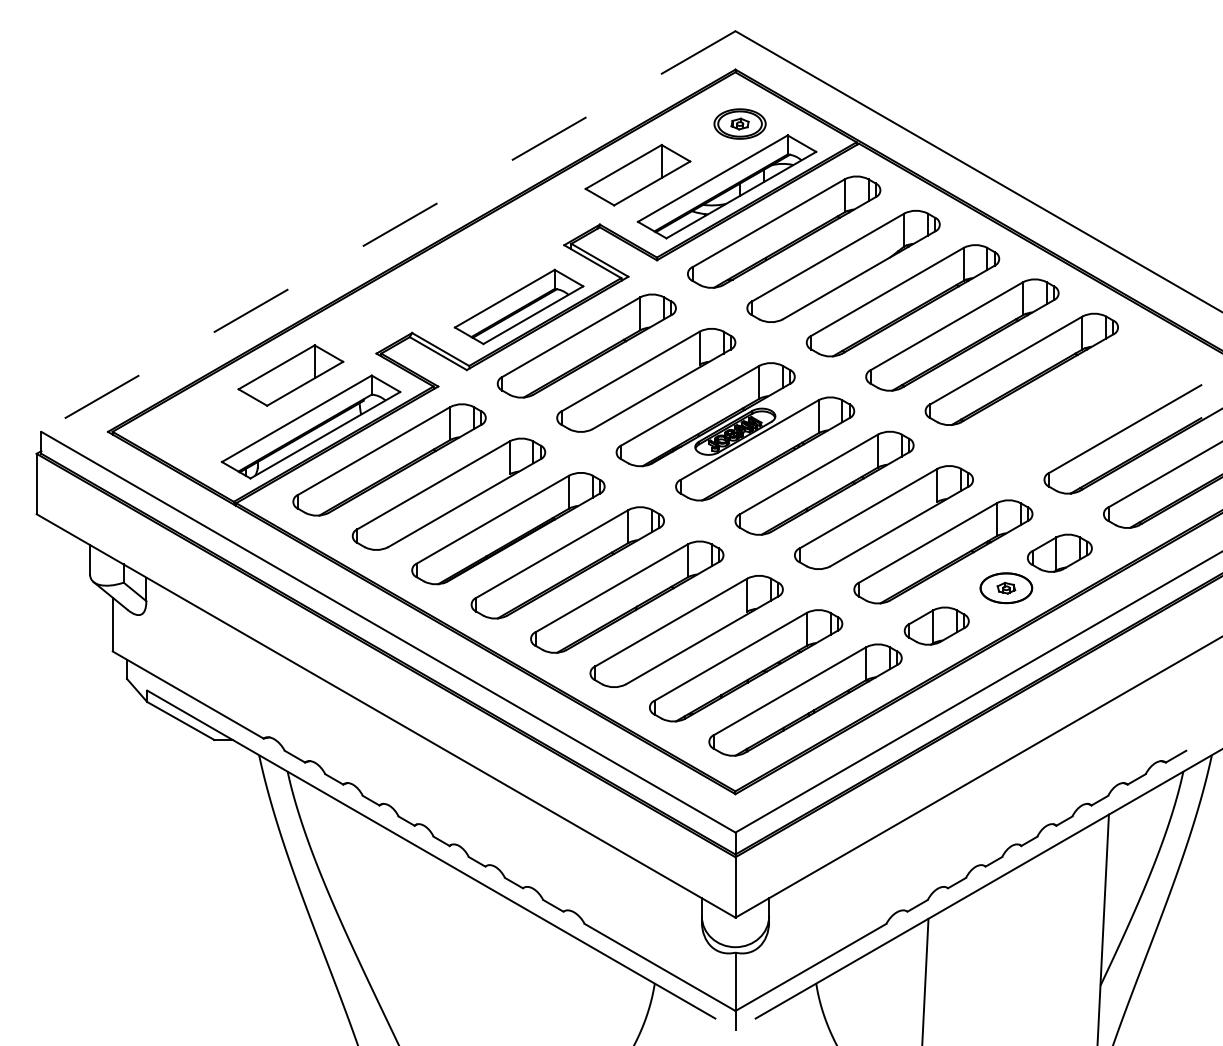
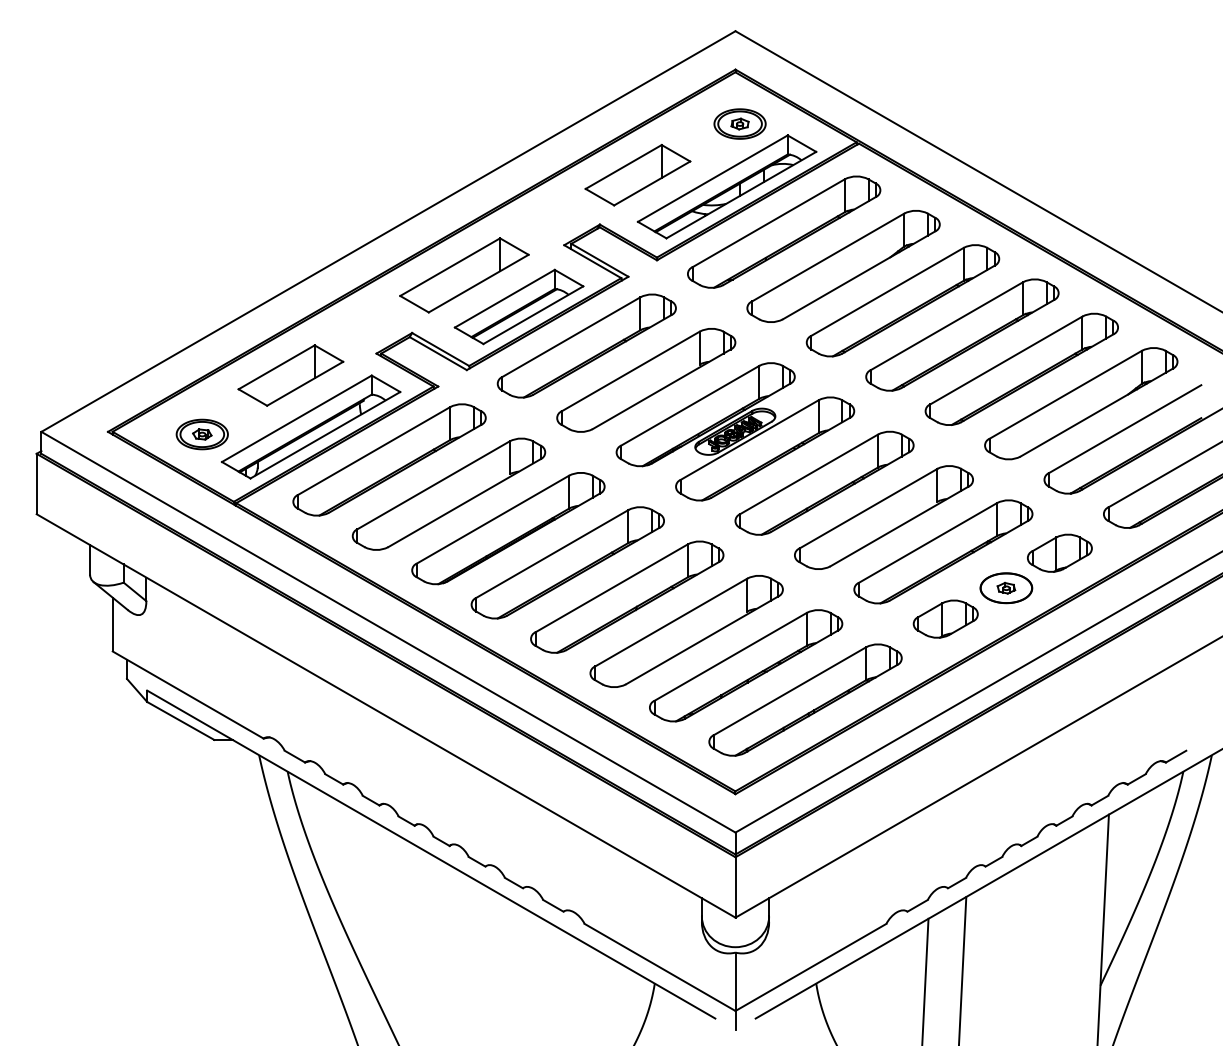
line: dashed -> solid (388, 231)
part: none -> present (464, 275)
part: none -> present (1081, 403)
part: none -> present (201, 434)
part position: (936, 625) -> (945, 618) (945, 618)
line: none -> present (962, 969)
